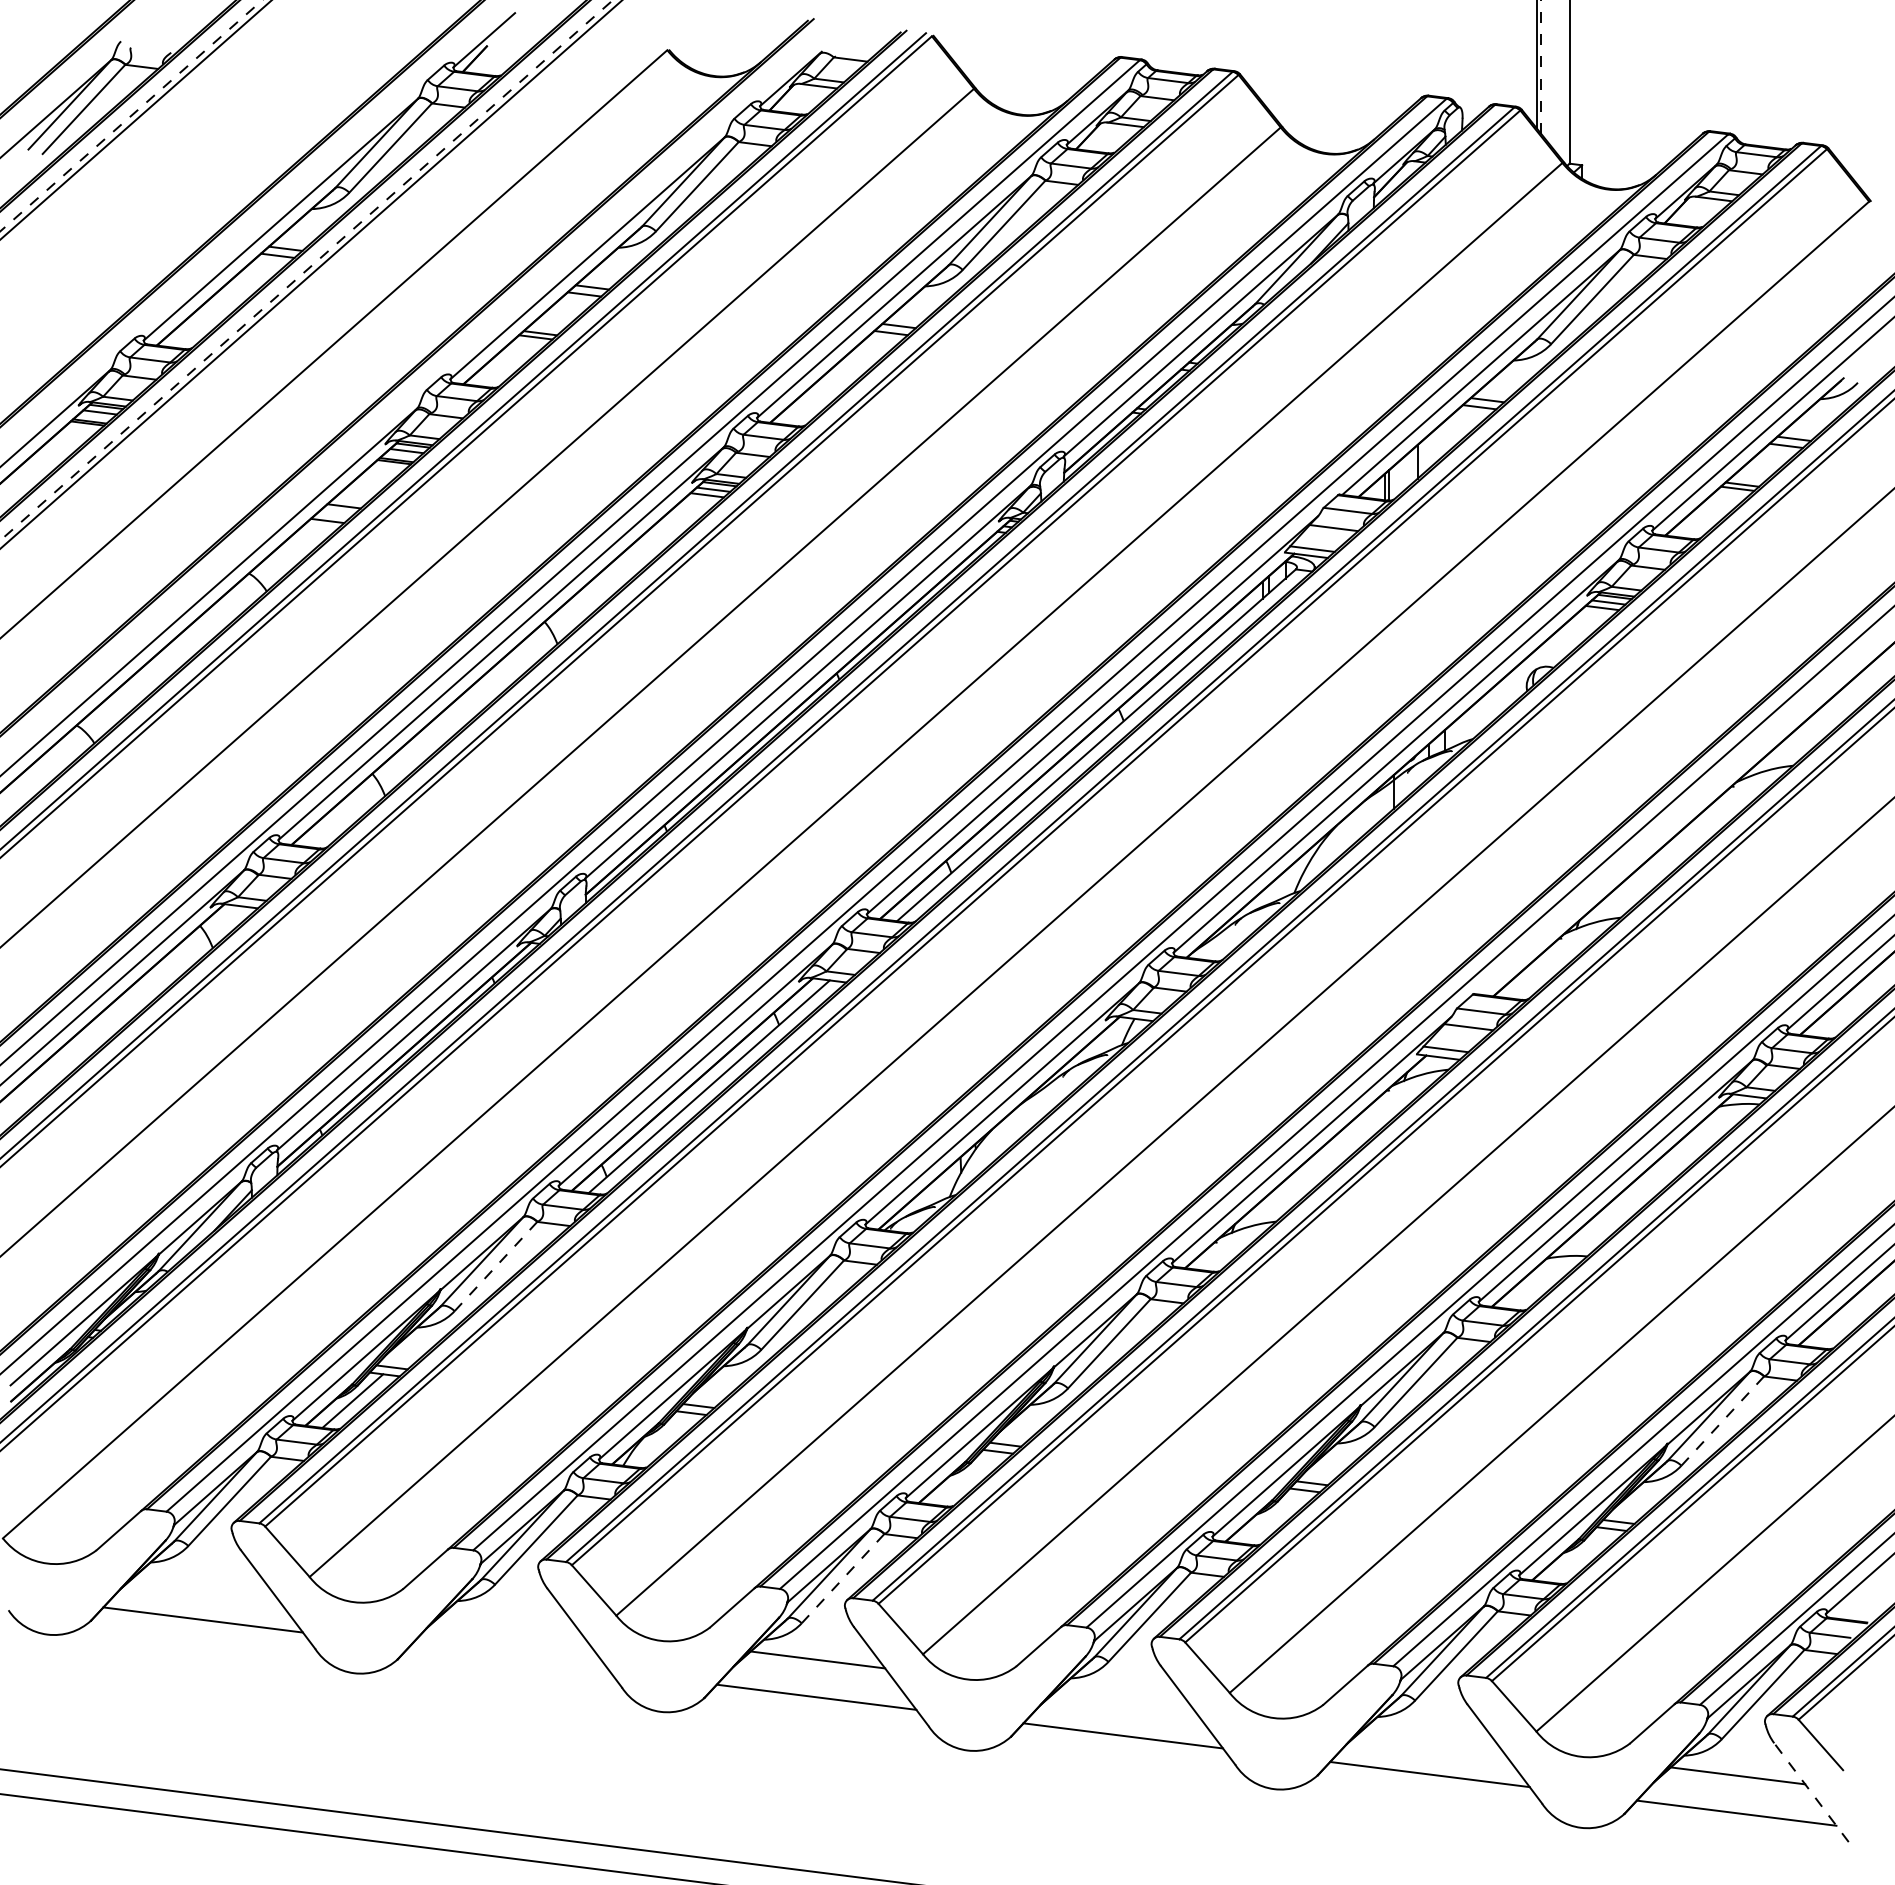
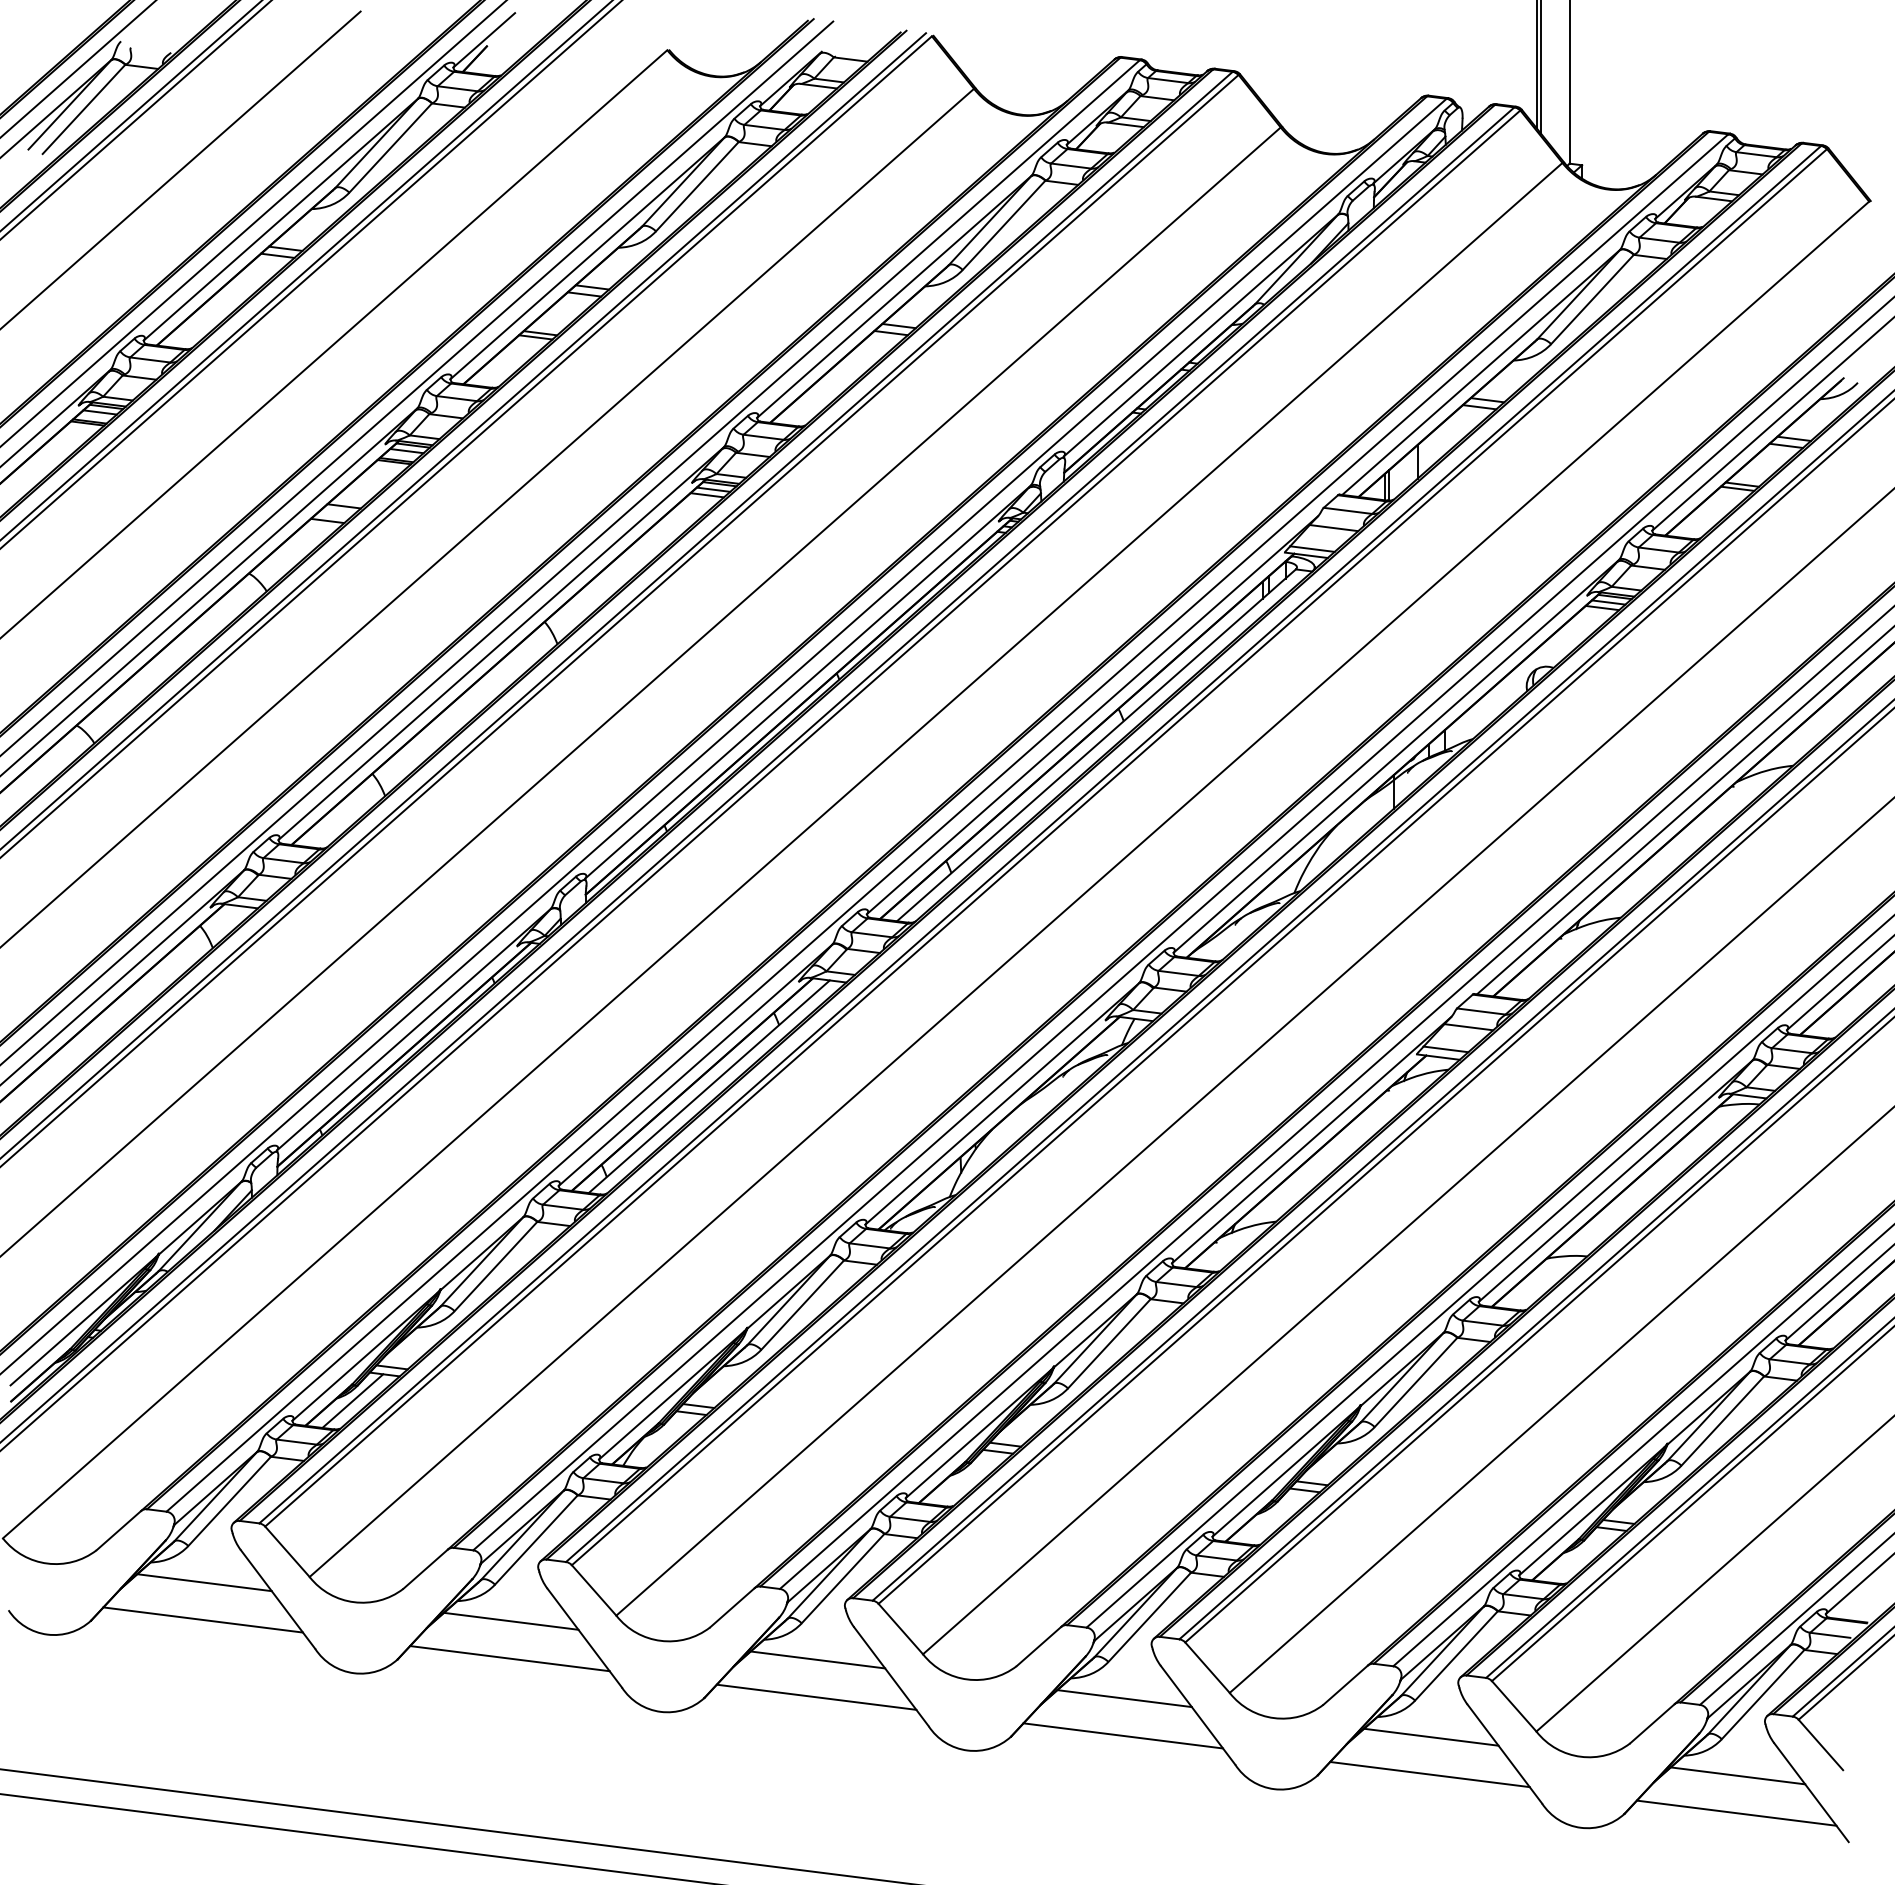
line: dashed -> solid (1541, 66)
line: none -> present (77, 69)
line: dashed -> solid (131, 115)
line: none -> present (181, 169)
line: none -> present (253, 223)
line: dashed -> solid (306, 270)
line: none -> present (417, 387)
line: none -> present (1684, 811)
line: dashed -> solid (496, 1266)
line: dashed -> solid (1722, 1421)
line: dashed -> solid (843, 1578)
line: none -> present (204, 1582)
line: none -> present (511, 1620)
line: none -> present (509, 1658)
line: none -> present (1124, 1698)
line: none -> present (1431, 1736)
line: dashed -> solid (1811, 1792)
